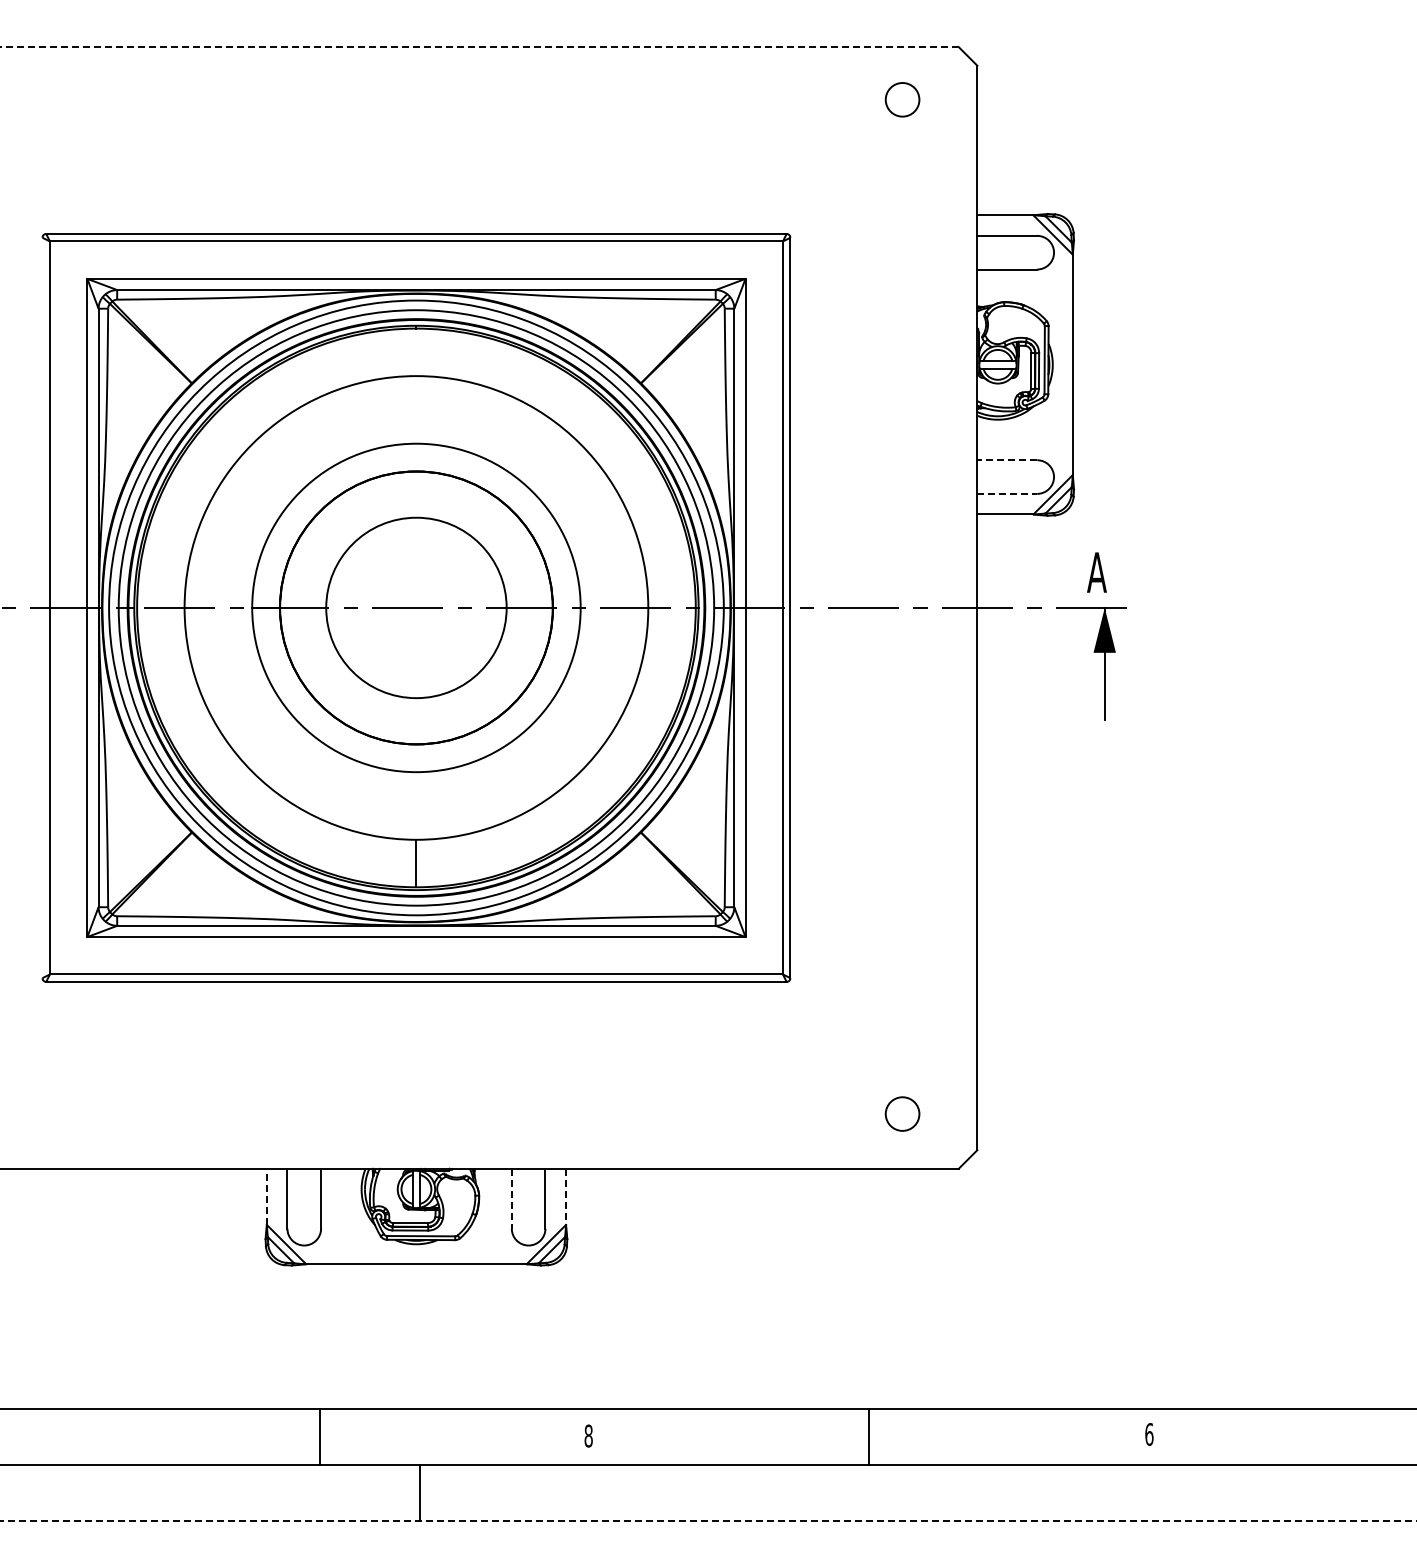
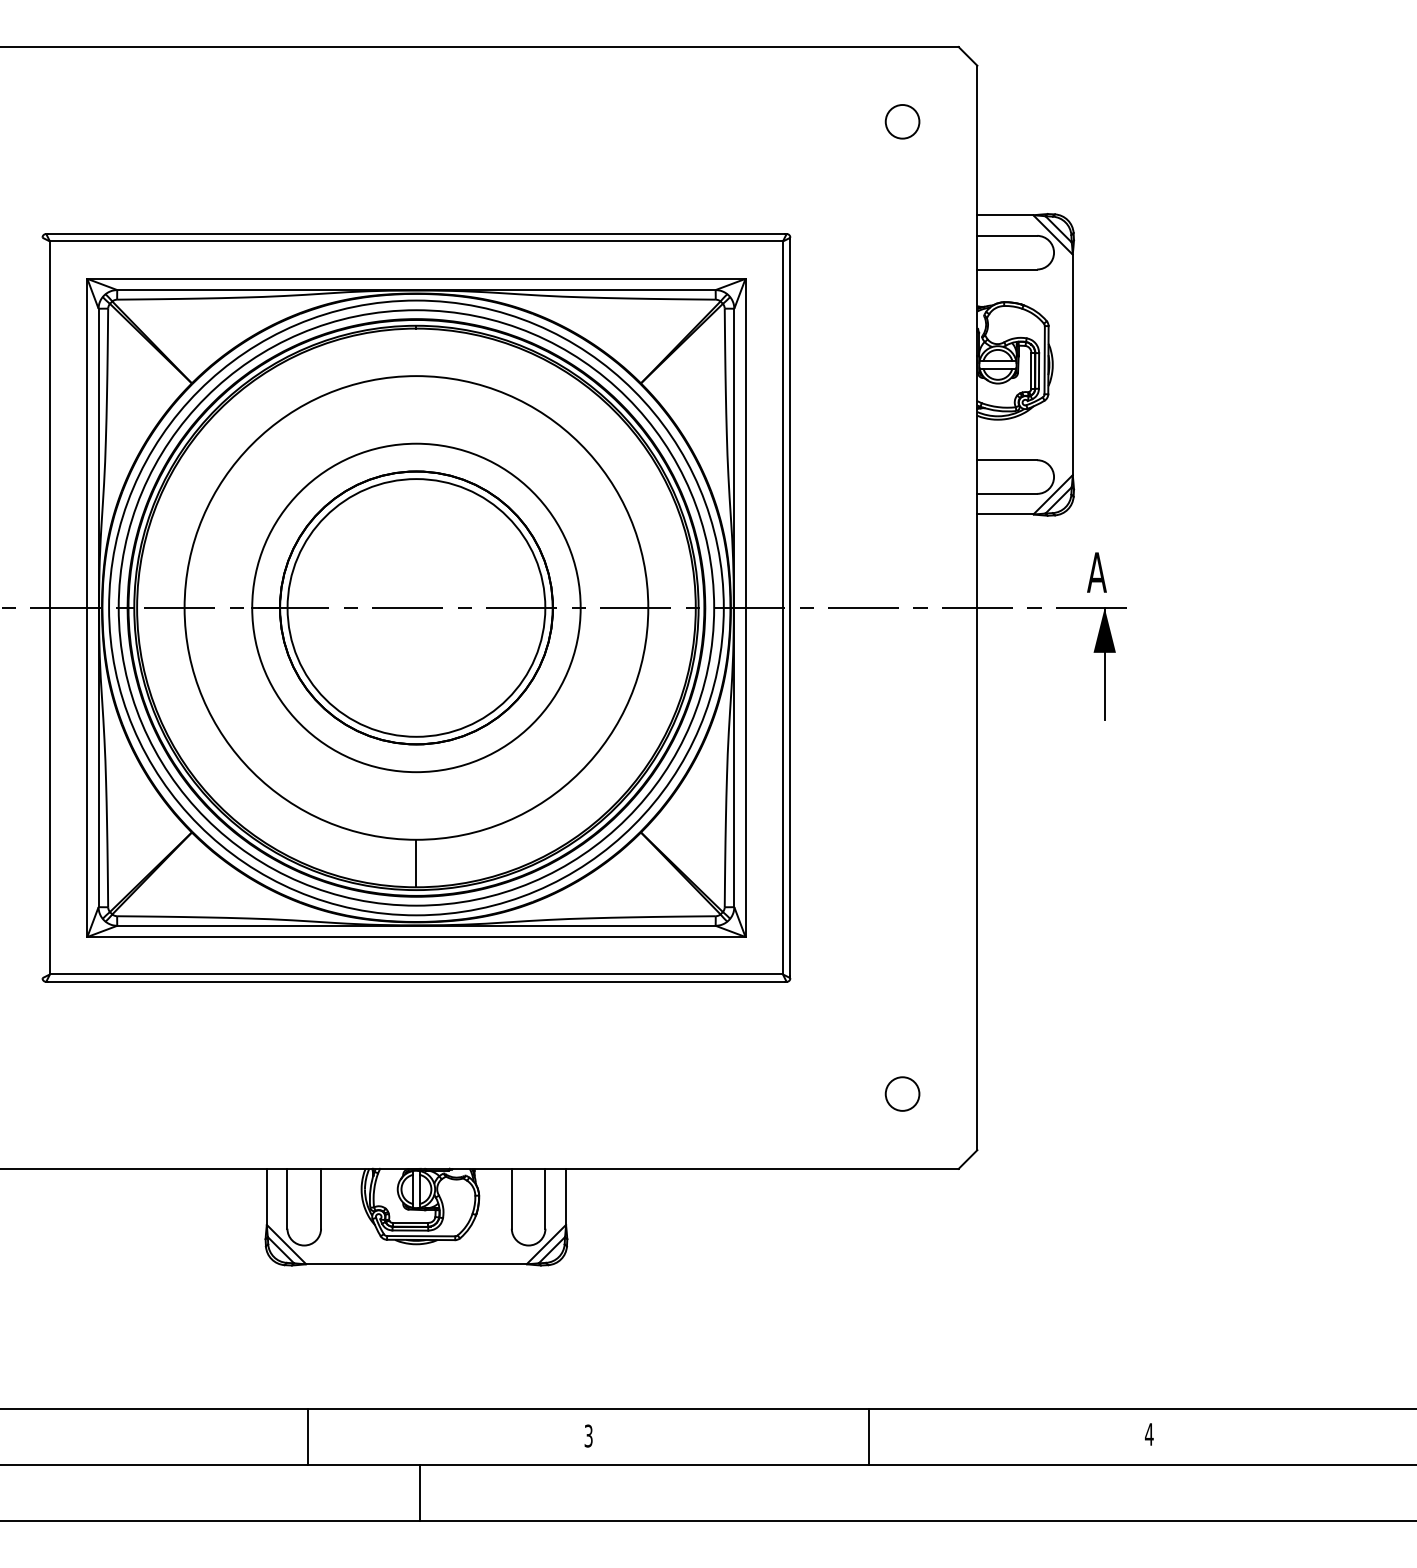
line: dashed -> solid (479, 47)
circle position: (902, 99) -> (902, 121) (902, 121)
line: dashed -> solid (1007, 460)
line: dashed -> solid (1007, 493)
circle diameter: 180 px -> 258 px (416, 607)
circle position: (902, 1113) -> (902, 1093) (902, 1093)
line: dashed -> solid (266, 1196)
line: dashed -> solid (566, 1197)
line: dashed -> solid (511, 1198)
text: 6 -> 4 (1148, 1434)
text: 8 -> 3 (588, 1435)
line position: (319, 1436) -> (307, 1436) (307, 1436)
line: dashed -> solid (708, 1520)
